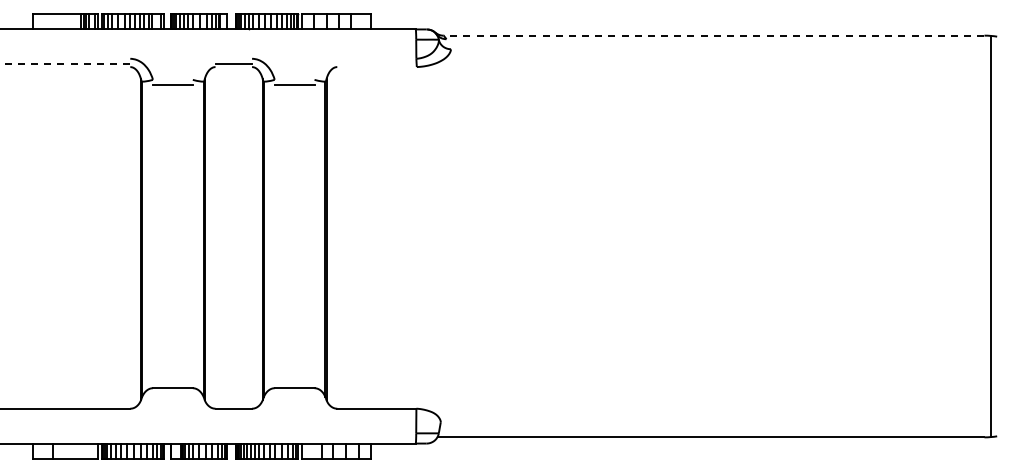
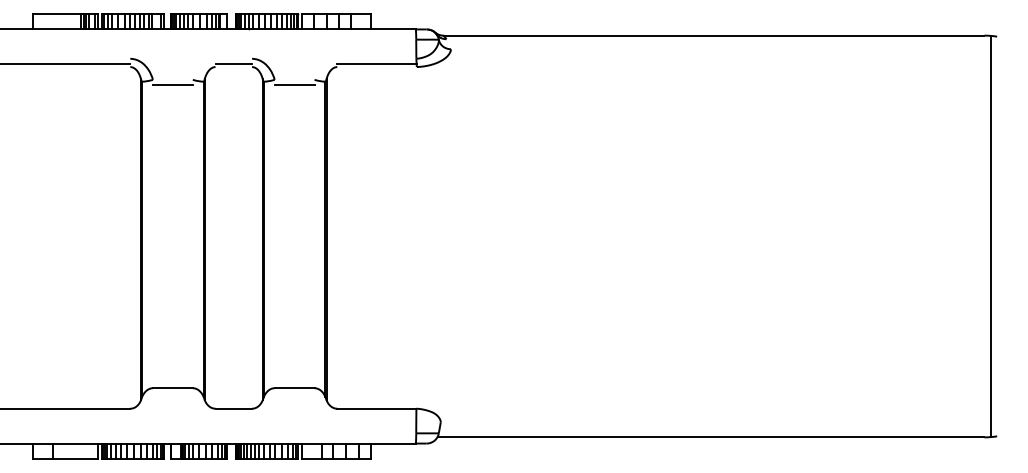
line: dashed -> solid (713, 35)
line: dashed -> solid (65, 64)
line: none -> present (376, 64)
